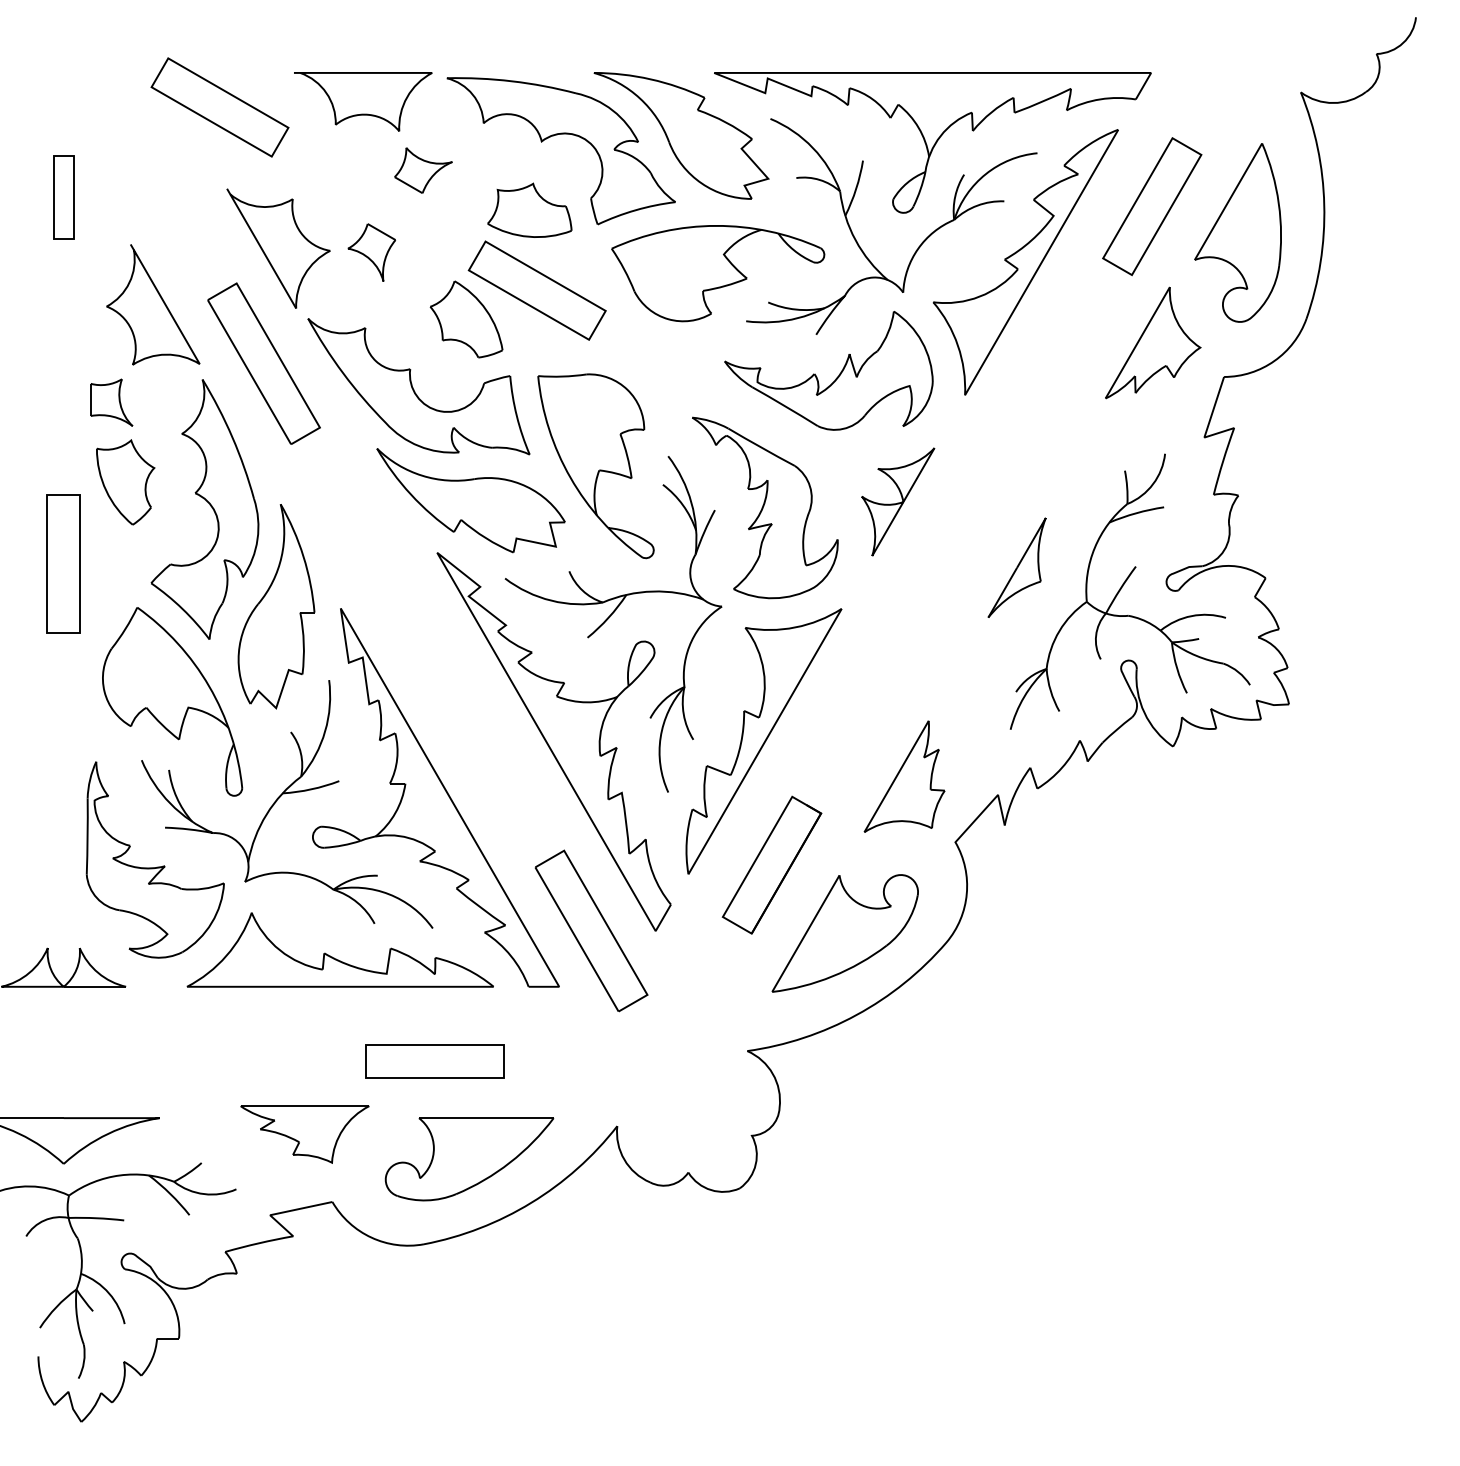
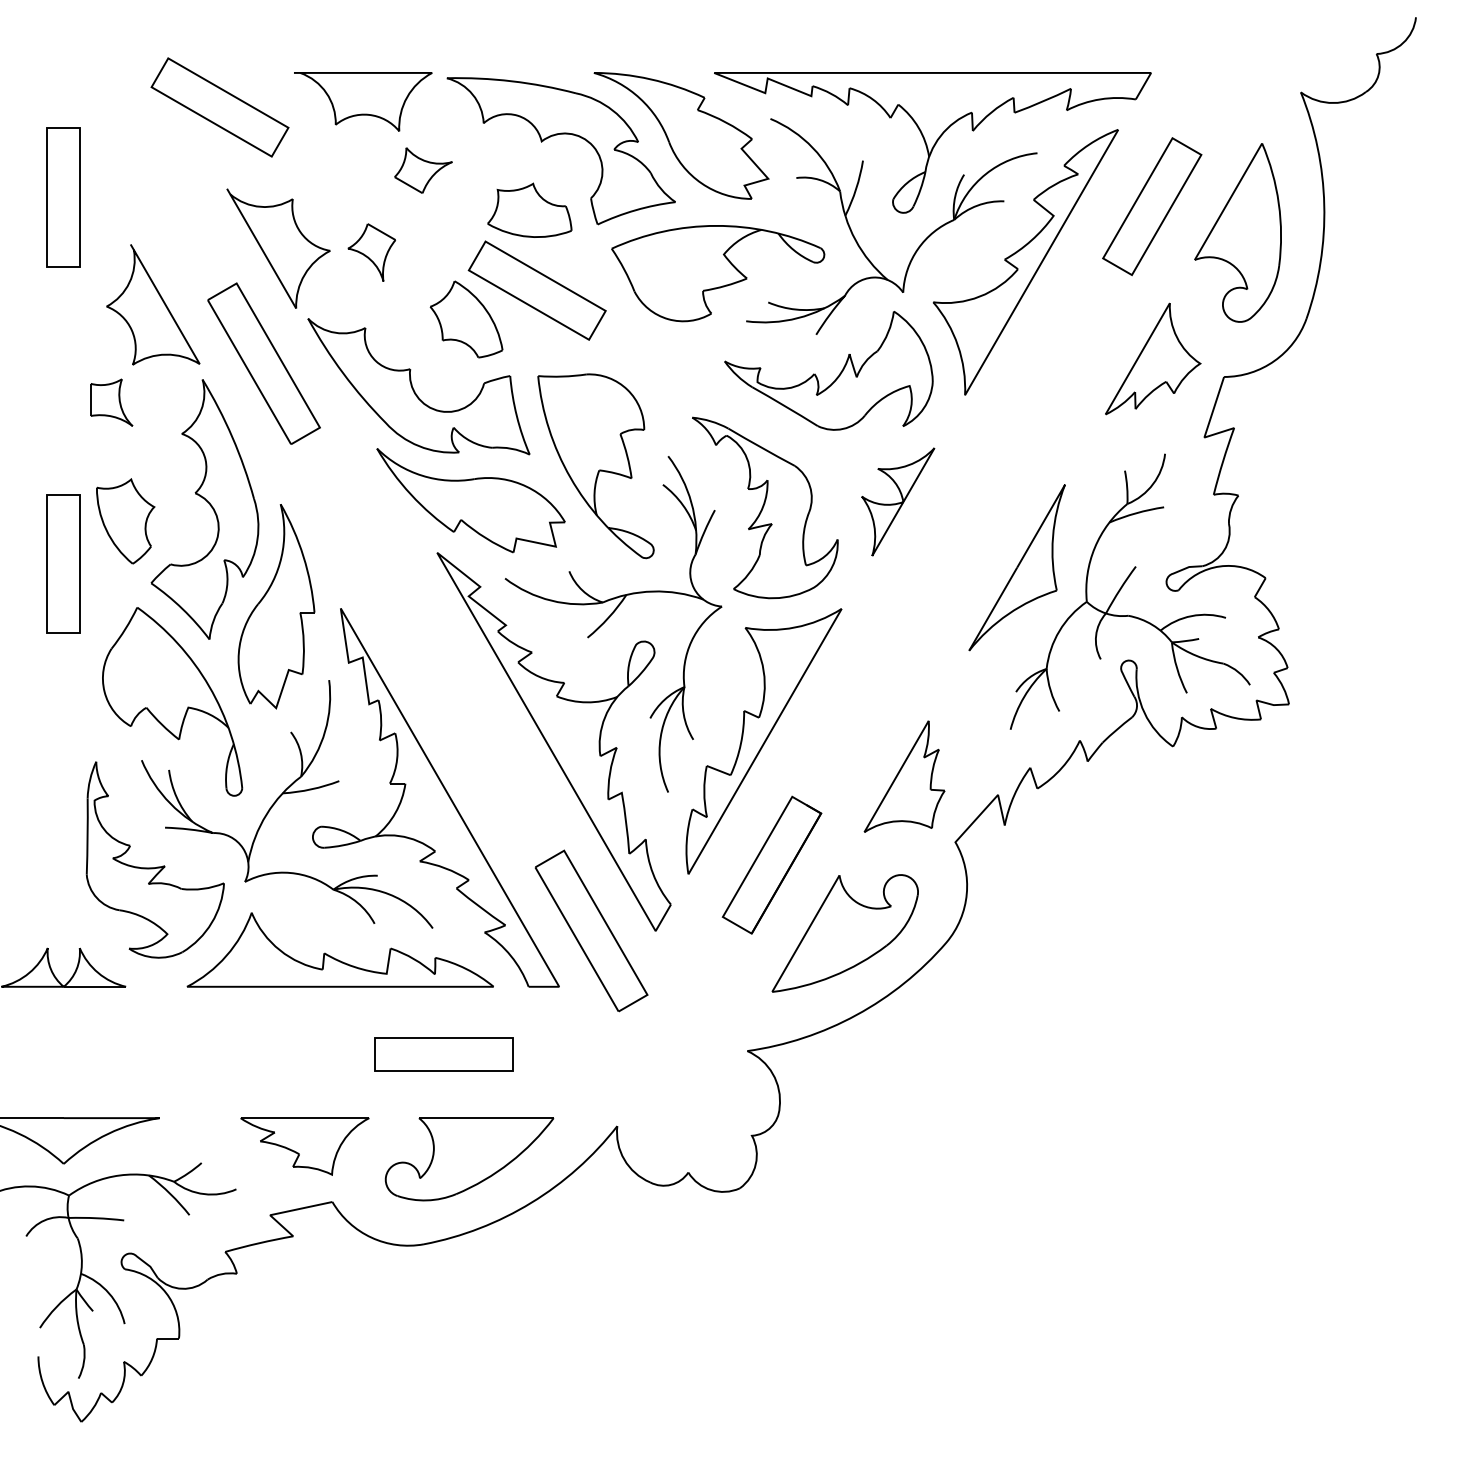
part size: 22x85 px -> 35x141 px (63, 197)
part position: (1153, 342) -> (1153, 358) (1153, 358)
part position: (125, 482) -> (125, 521) (125, 521)
part size: 60x101 px -> 98x168 px (1016, 567)
part position: (434, 1061) -> (443, 1054) (443, 1054)
part position: (304, 1134) -> (304, 1146) (304, 1146)
